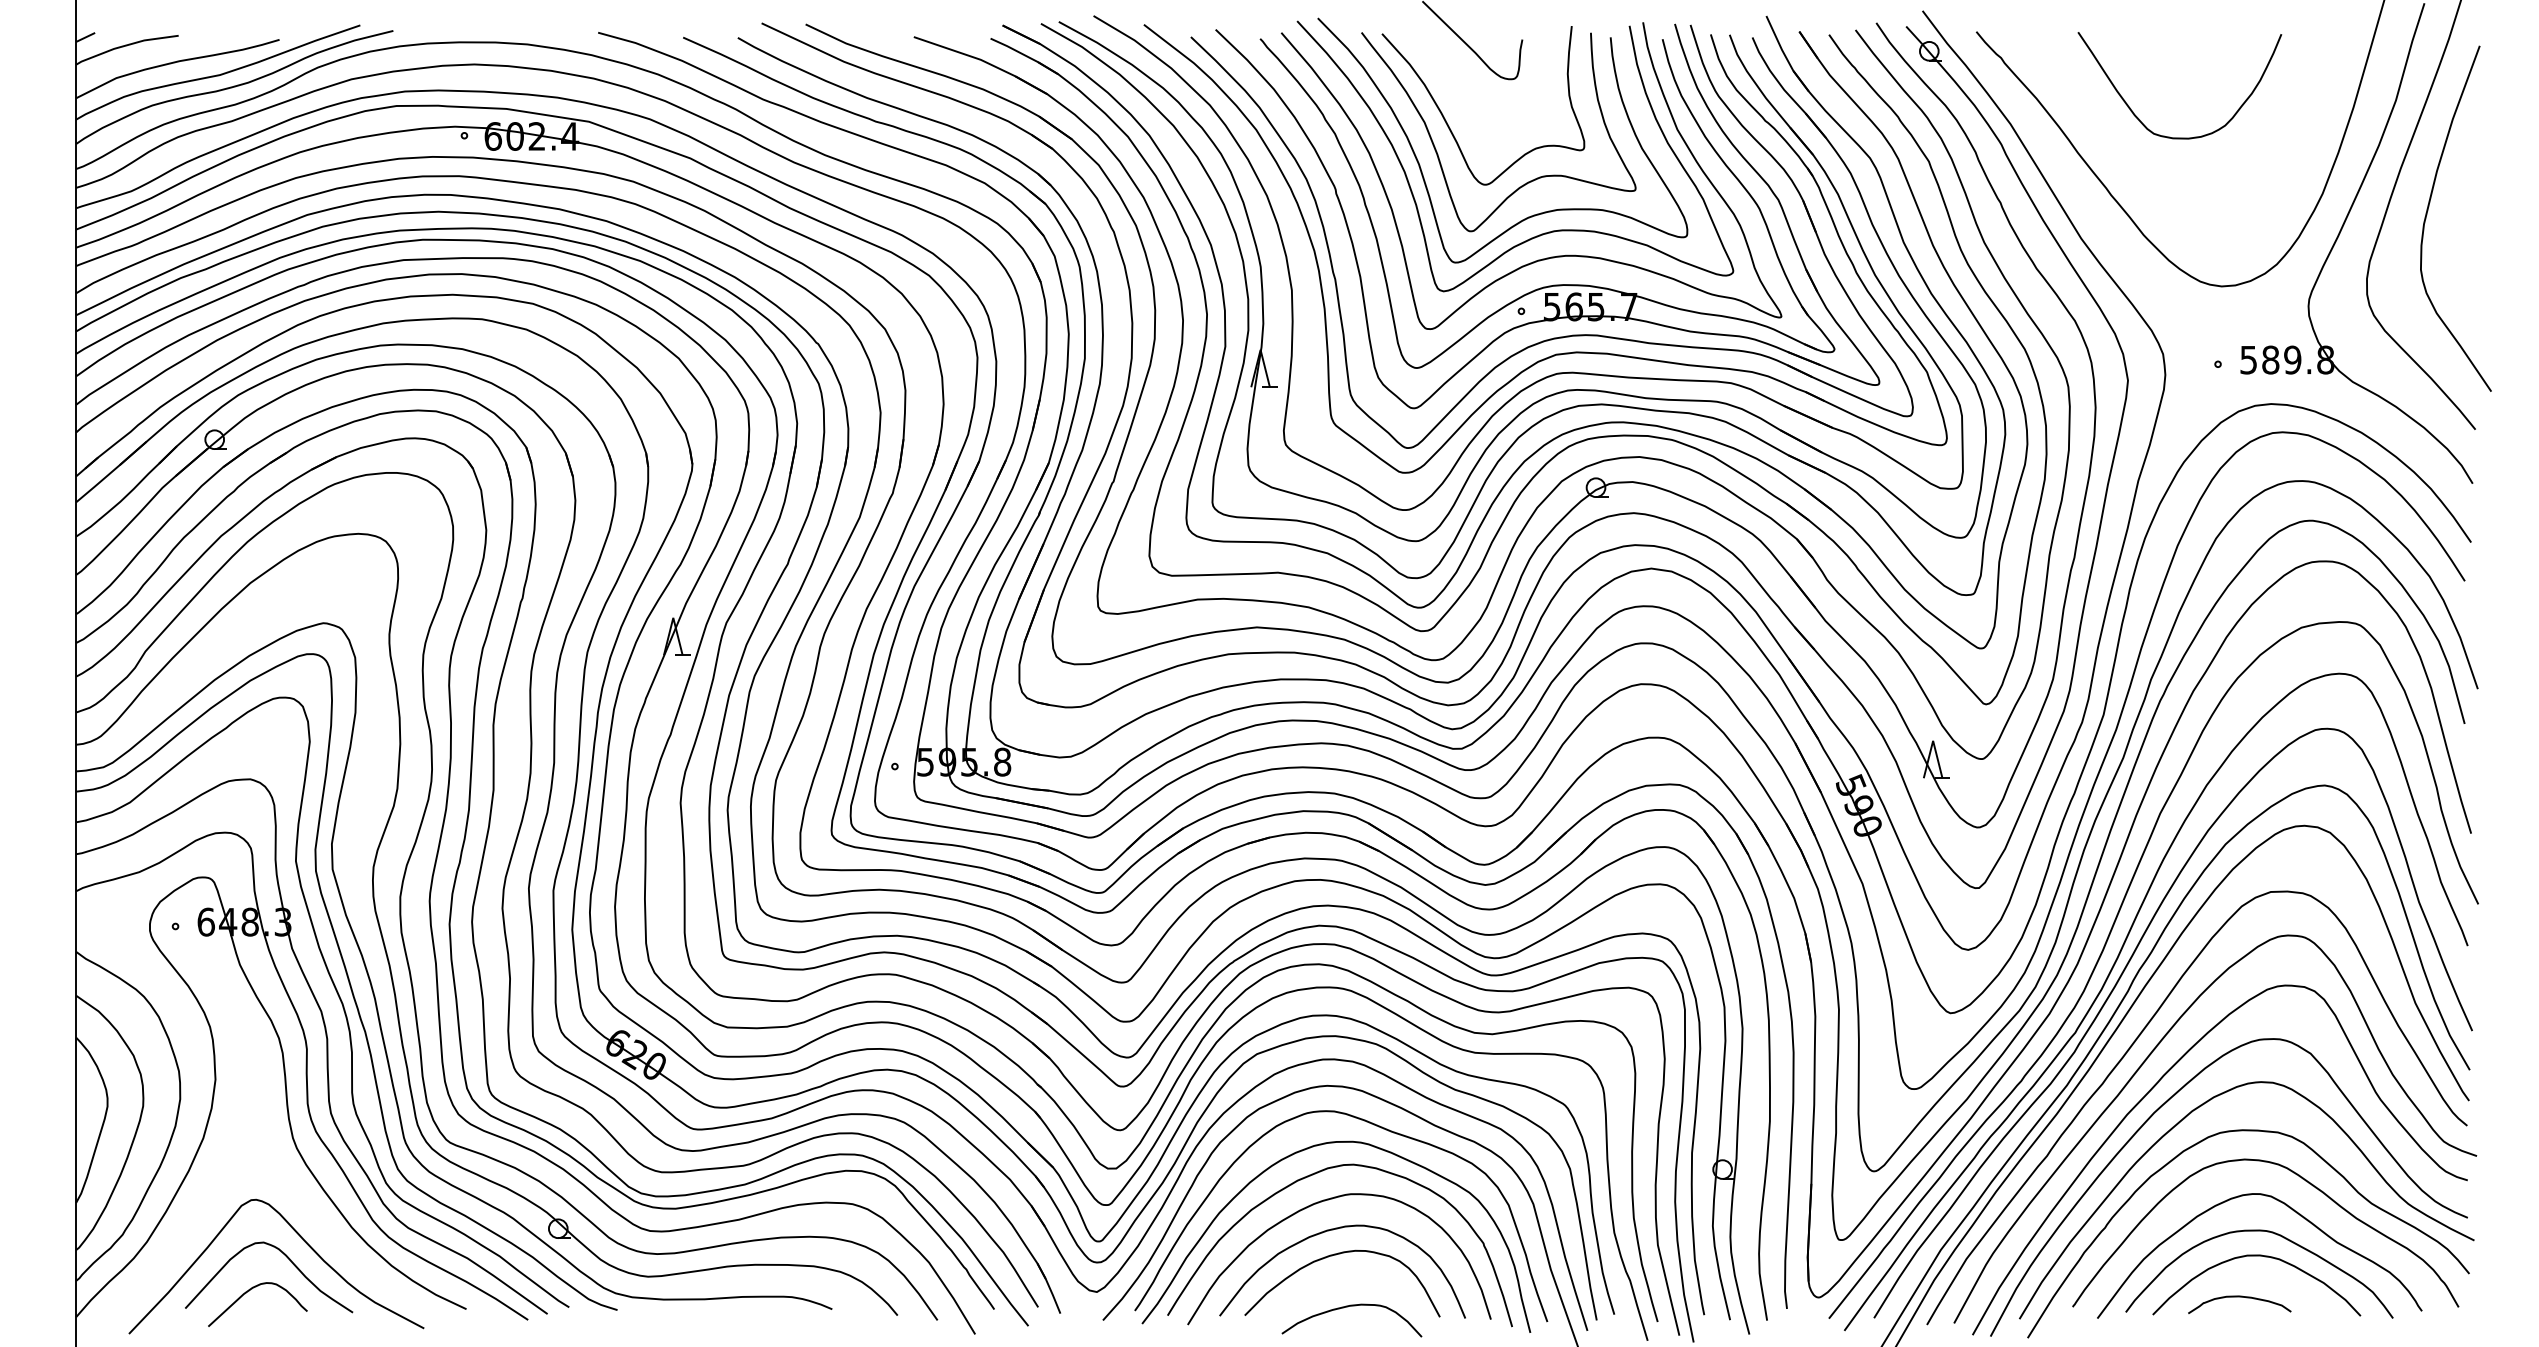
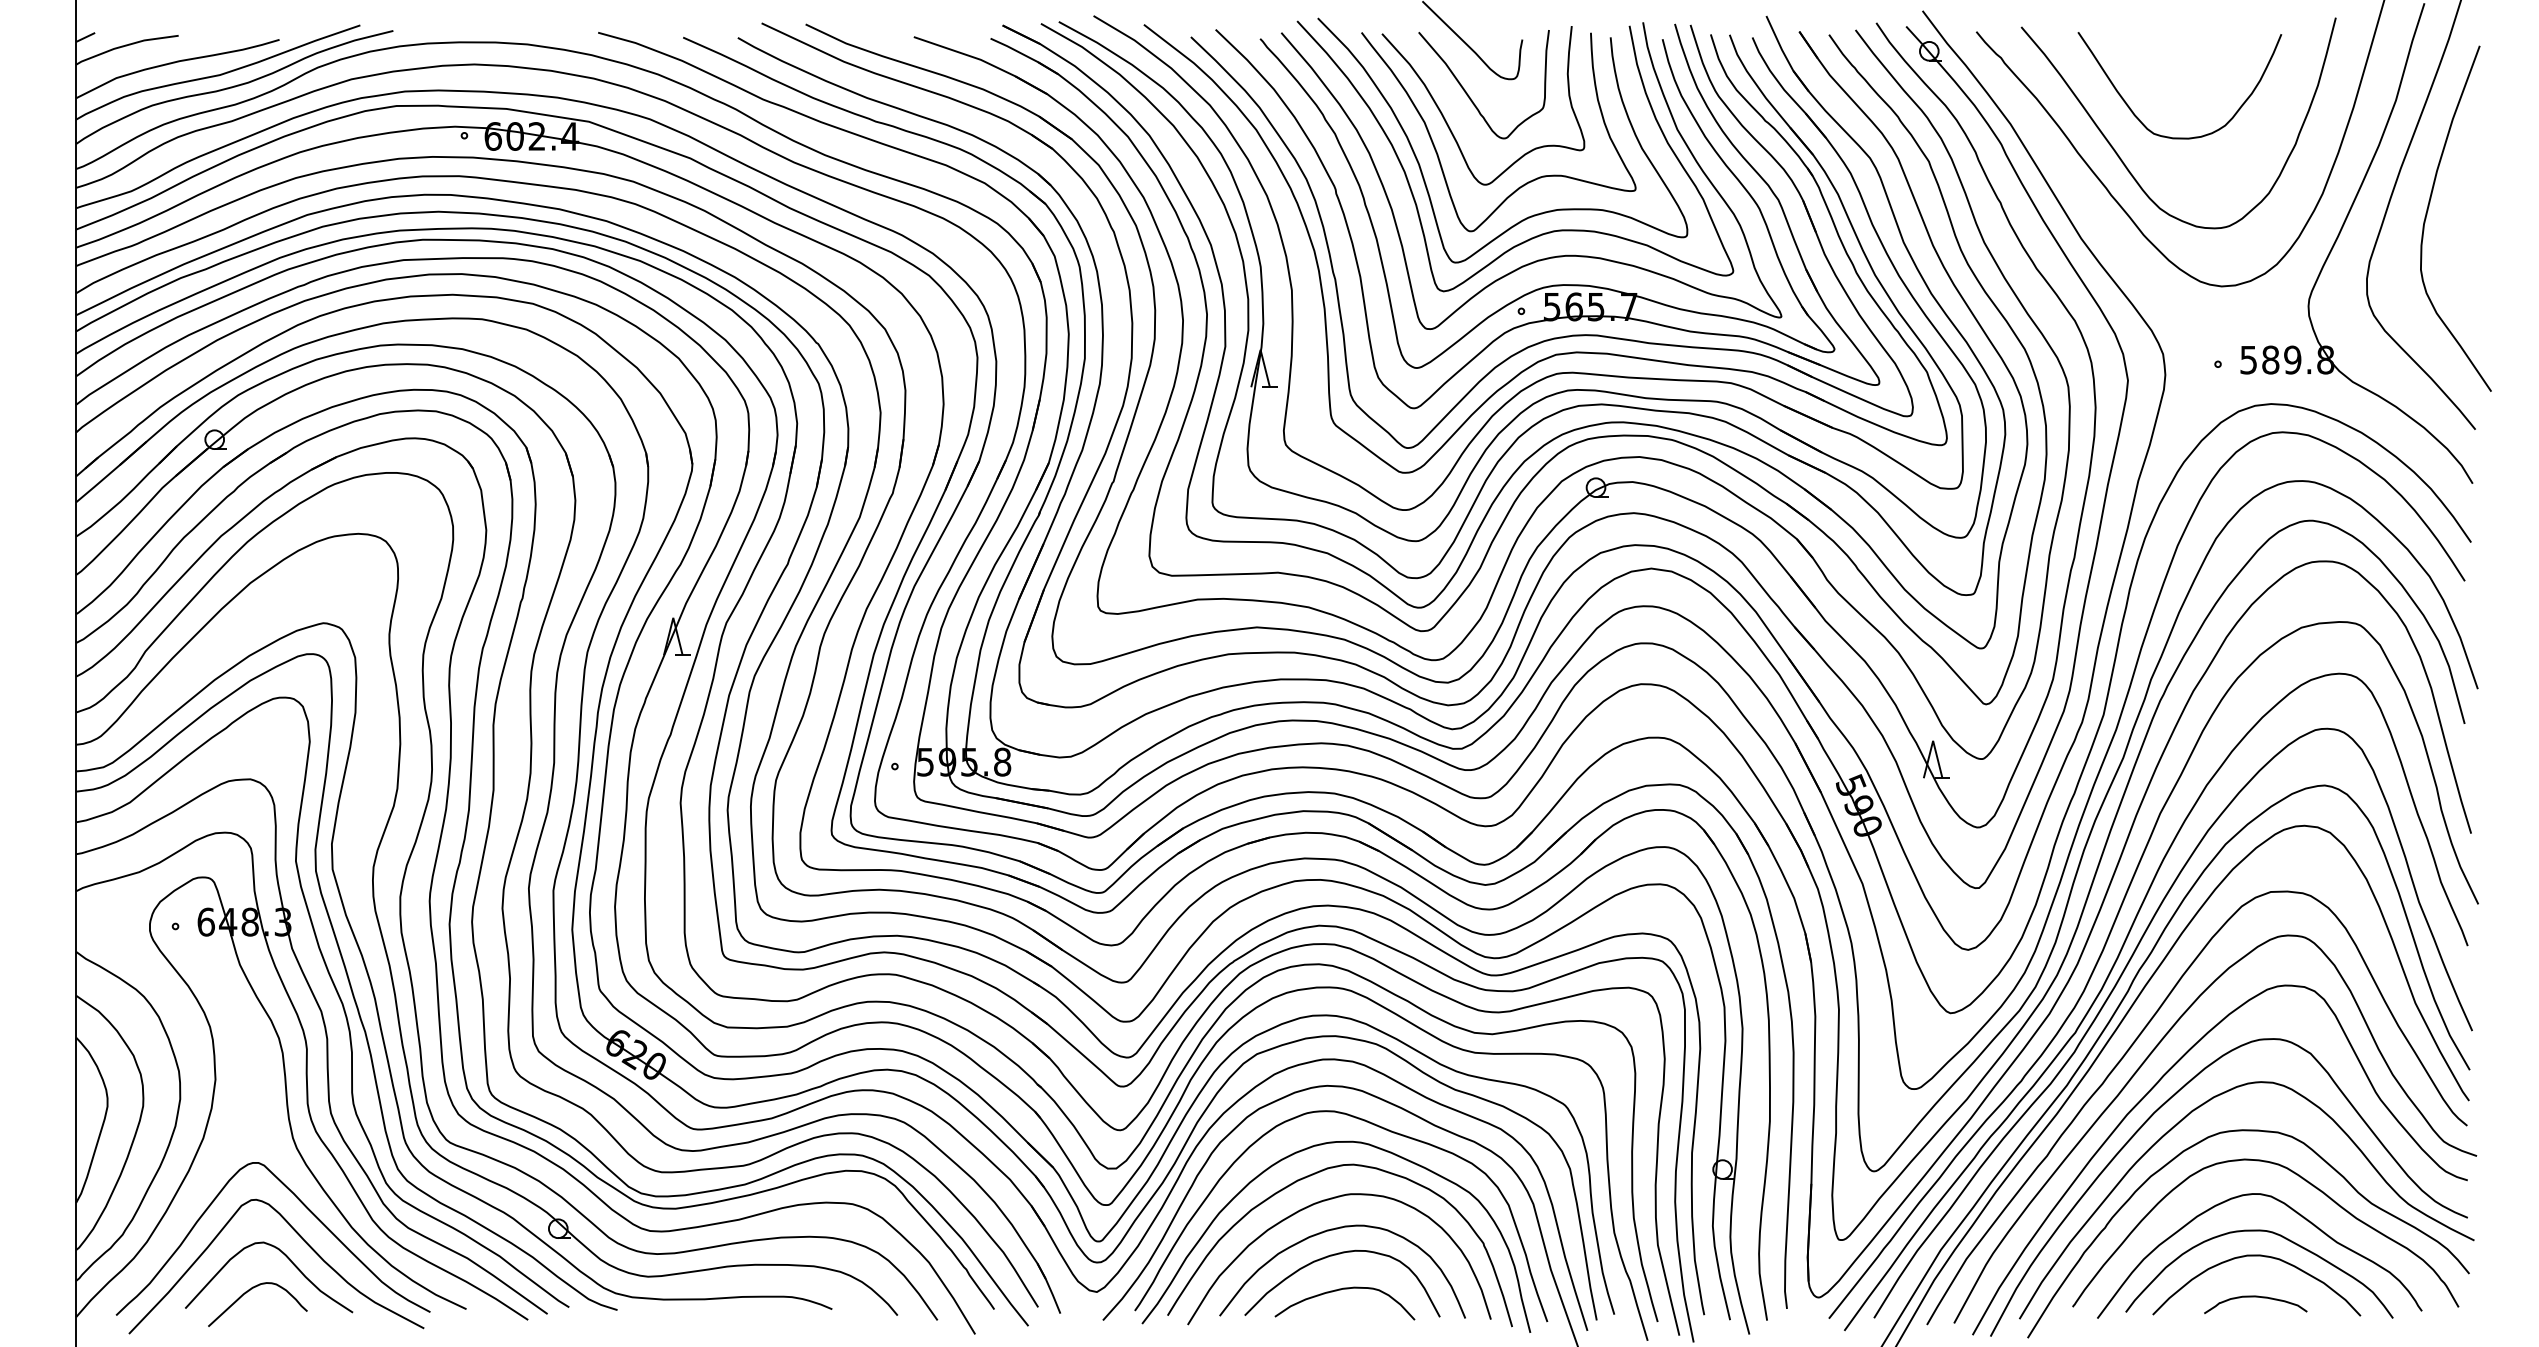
curve: none -> present (1469, 95)
curve: none -> present (2126, 165)
curve: none -> present (304, 1206)
curve position: (2239, 1297) -> (2255, 1297) (2255, 1297)
curve position: (1348, 1307) -> (1341, 1290) (1341, 1290)
